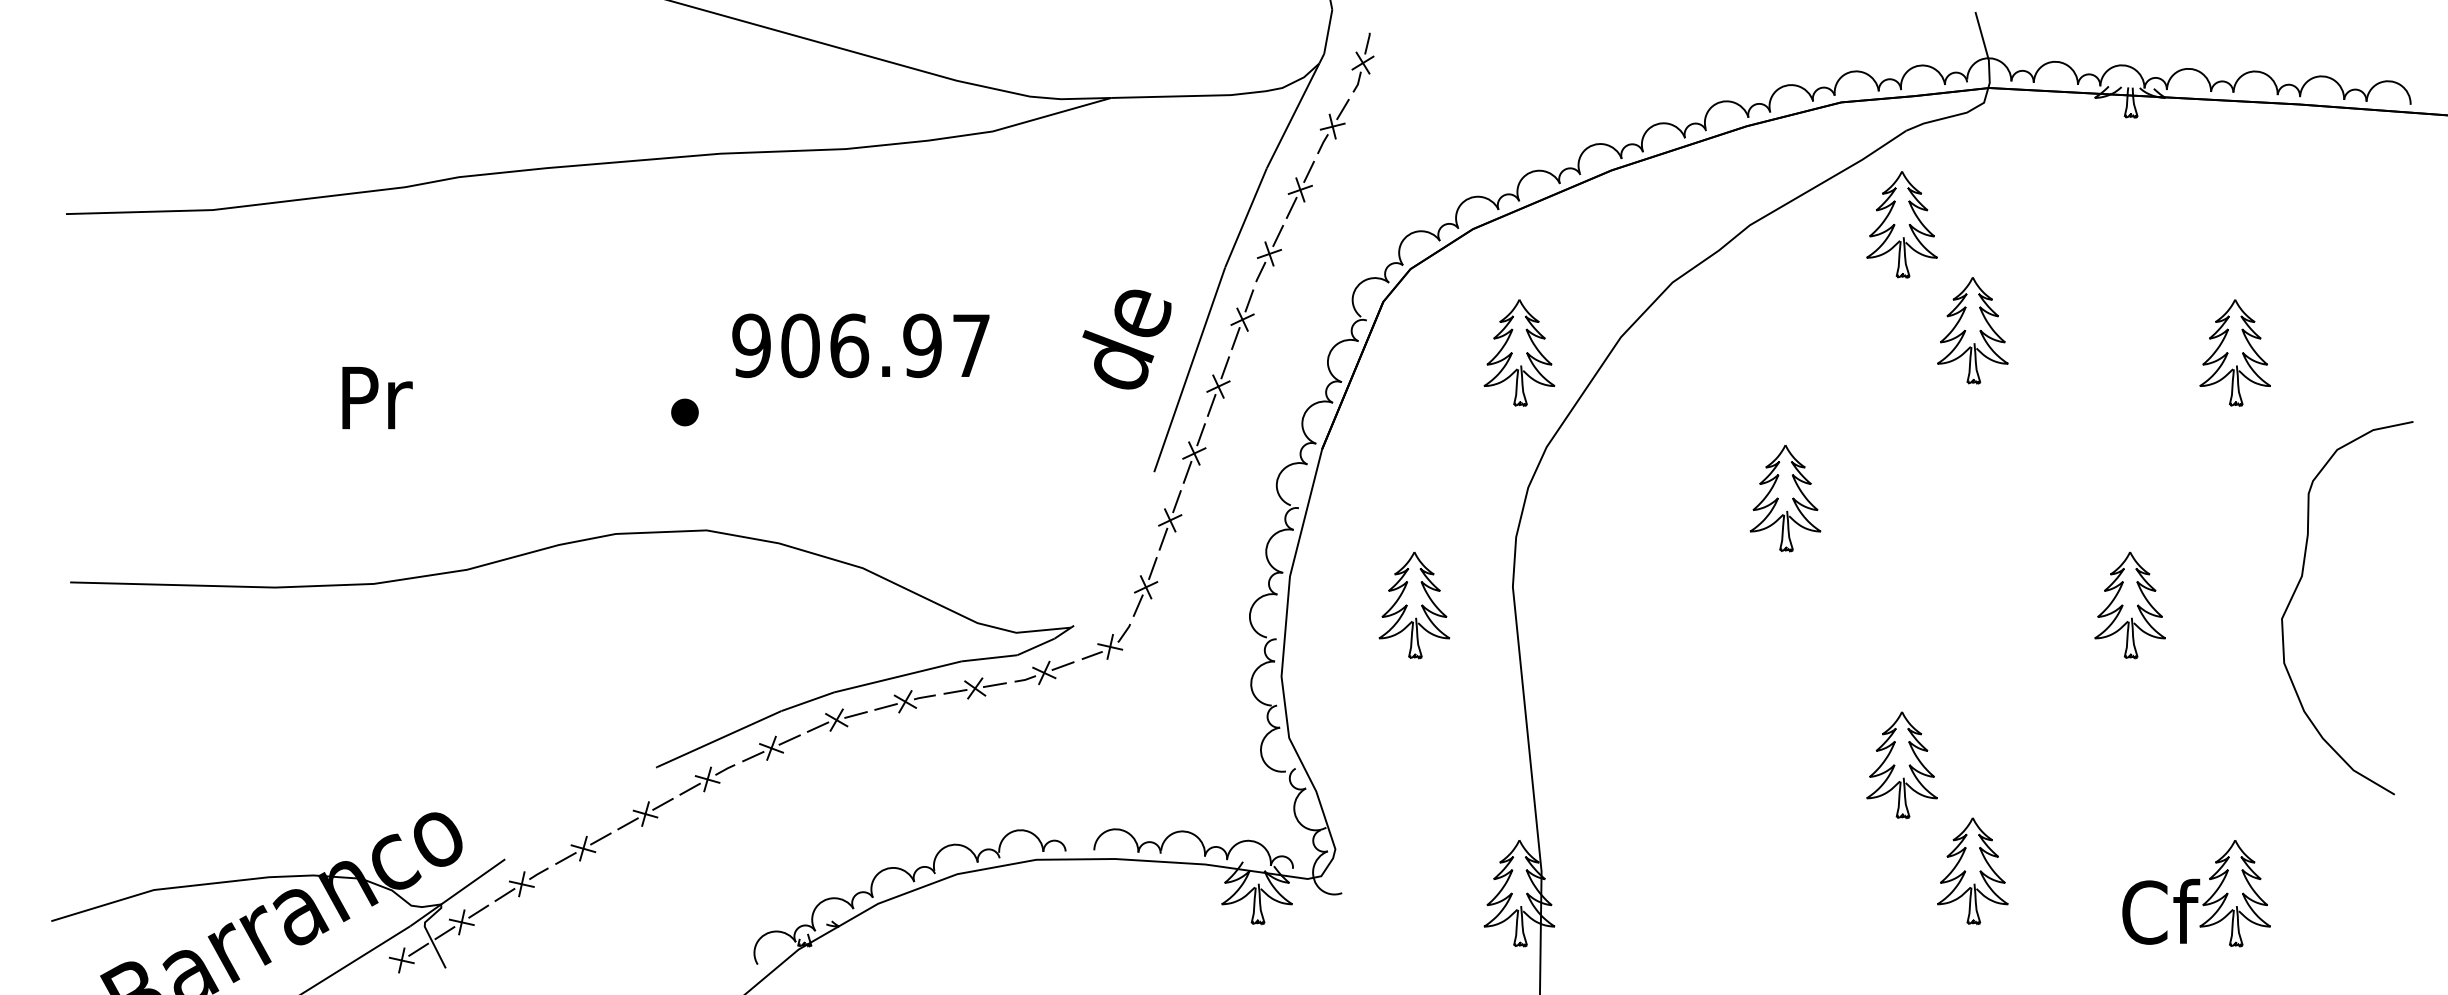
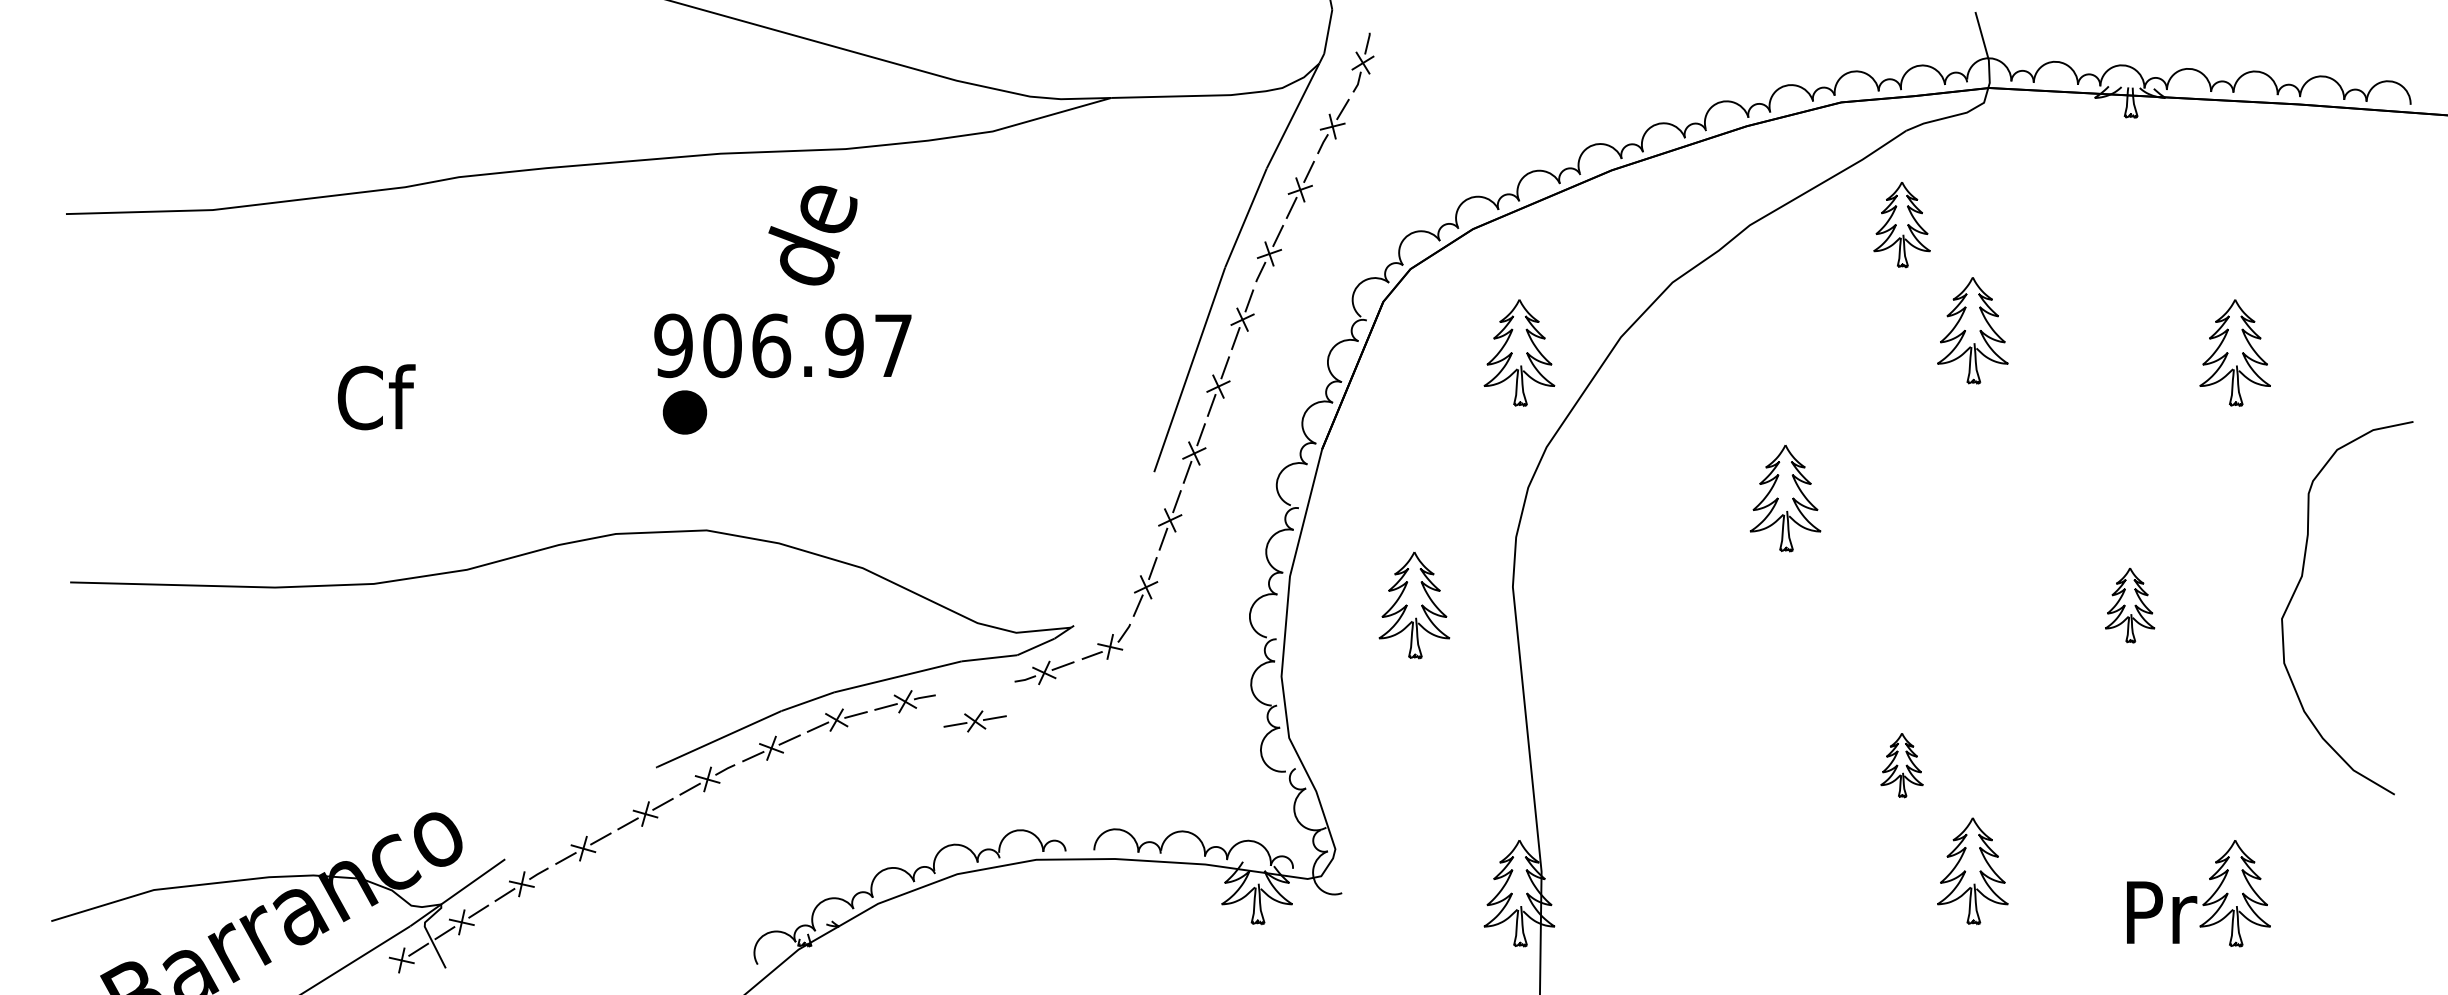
part size: 72x108 px -> 58x87 px (1901, 225)
text position: (1126, 339) -> (812, 235) (812, 235)
text position: (860, 345) -> (782, 345) (782, 345)
text: Pr -> Cf (376, 397)
part size: 28x29 px -> 46x45 px (684, 412)
part size: 72x109 px -> 51x77 px (2130, 605)
part position: (974, 688) -> (974, 721) (974, 721)
part size: 72x109 px -> 44x66 px (1901, 765)
text: Cf -> Pr (2161, 911)
